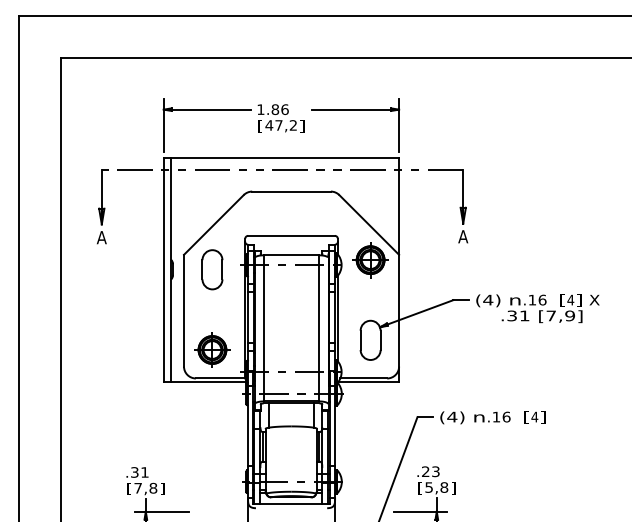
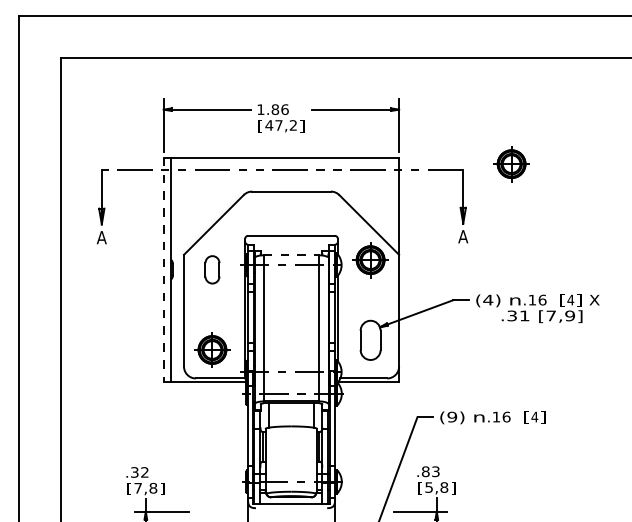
part: none -> present (511, 164)
line: solid -> dashed (291, 255)
line: solid -> dashed (163, 269)
part size: 23x42 px -> 17x30 px (212, 269)
text: (4) -> (9) (452, 416)
text: .23 -> .83 (425, 471)
text: .31 -> .32 (144, 472)
